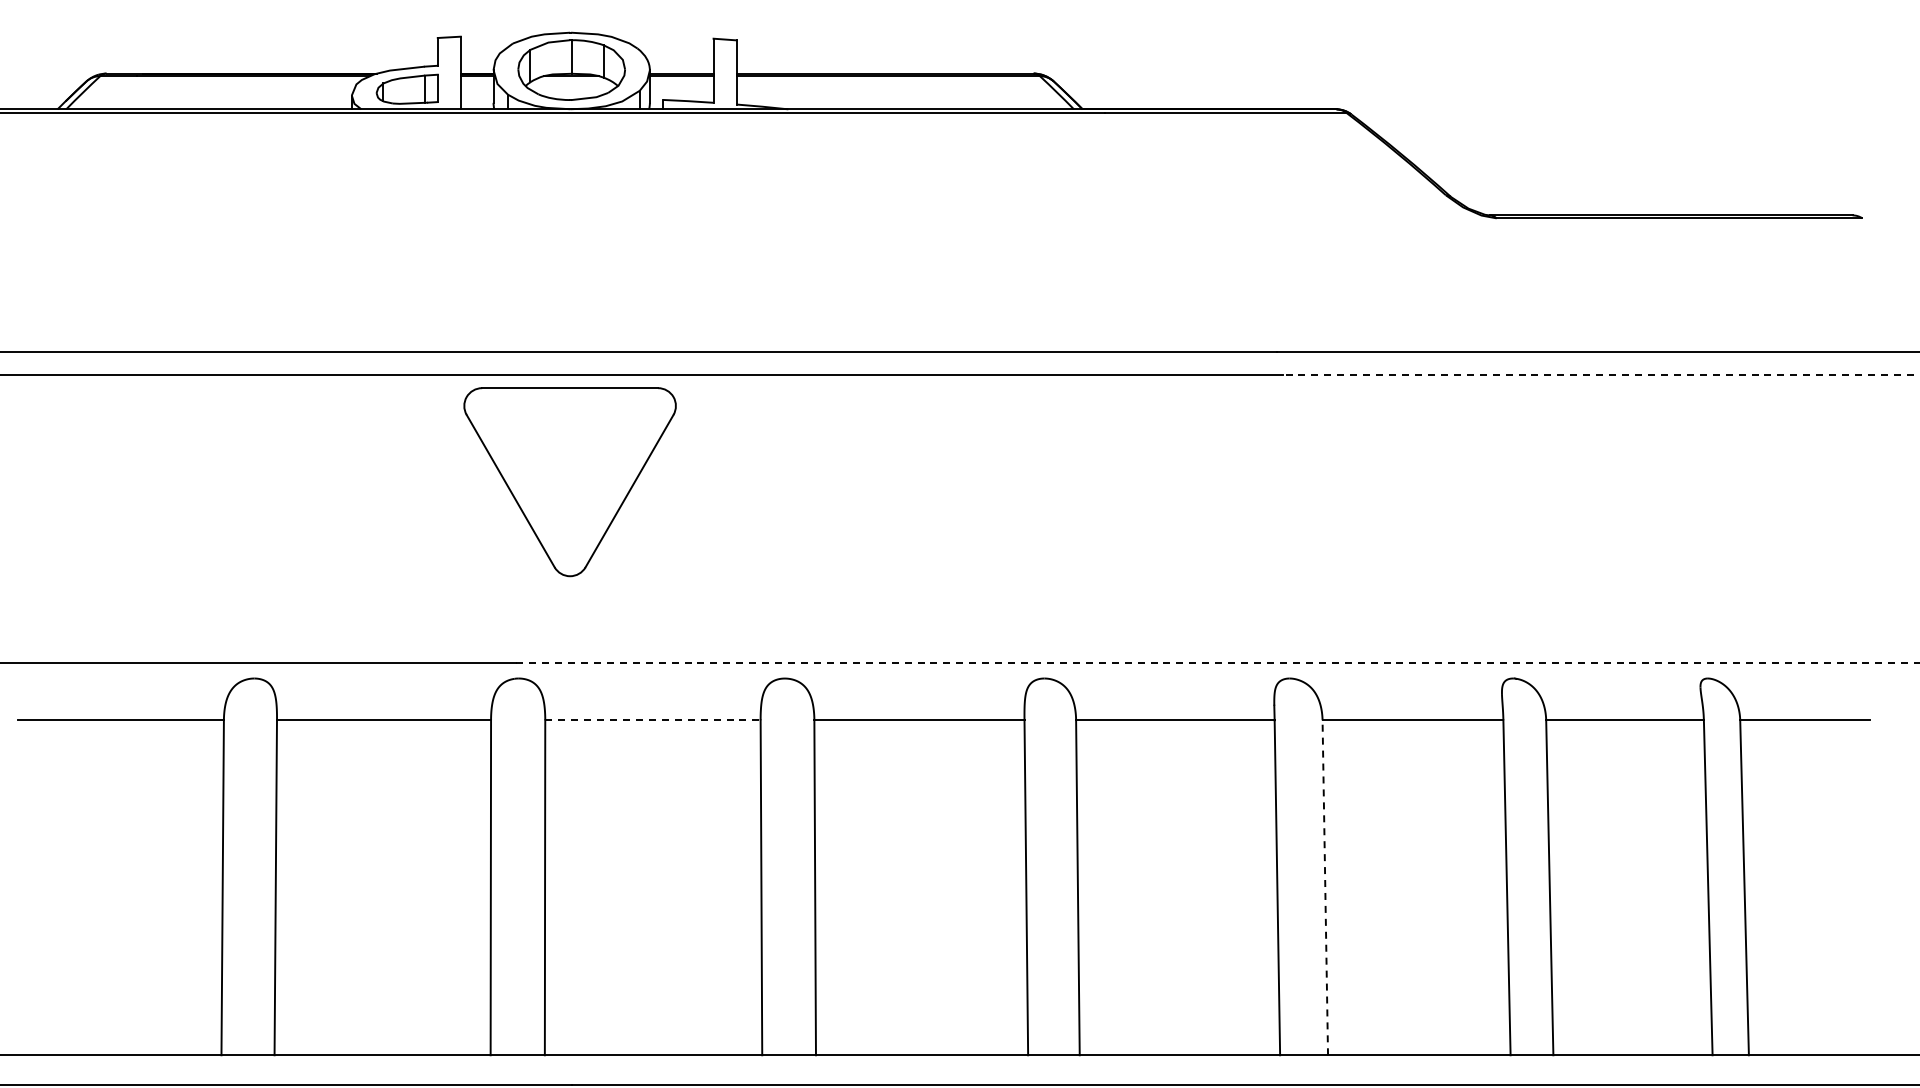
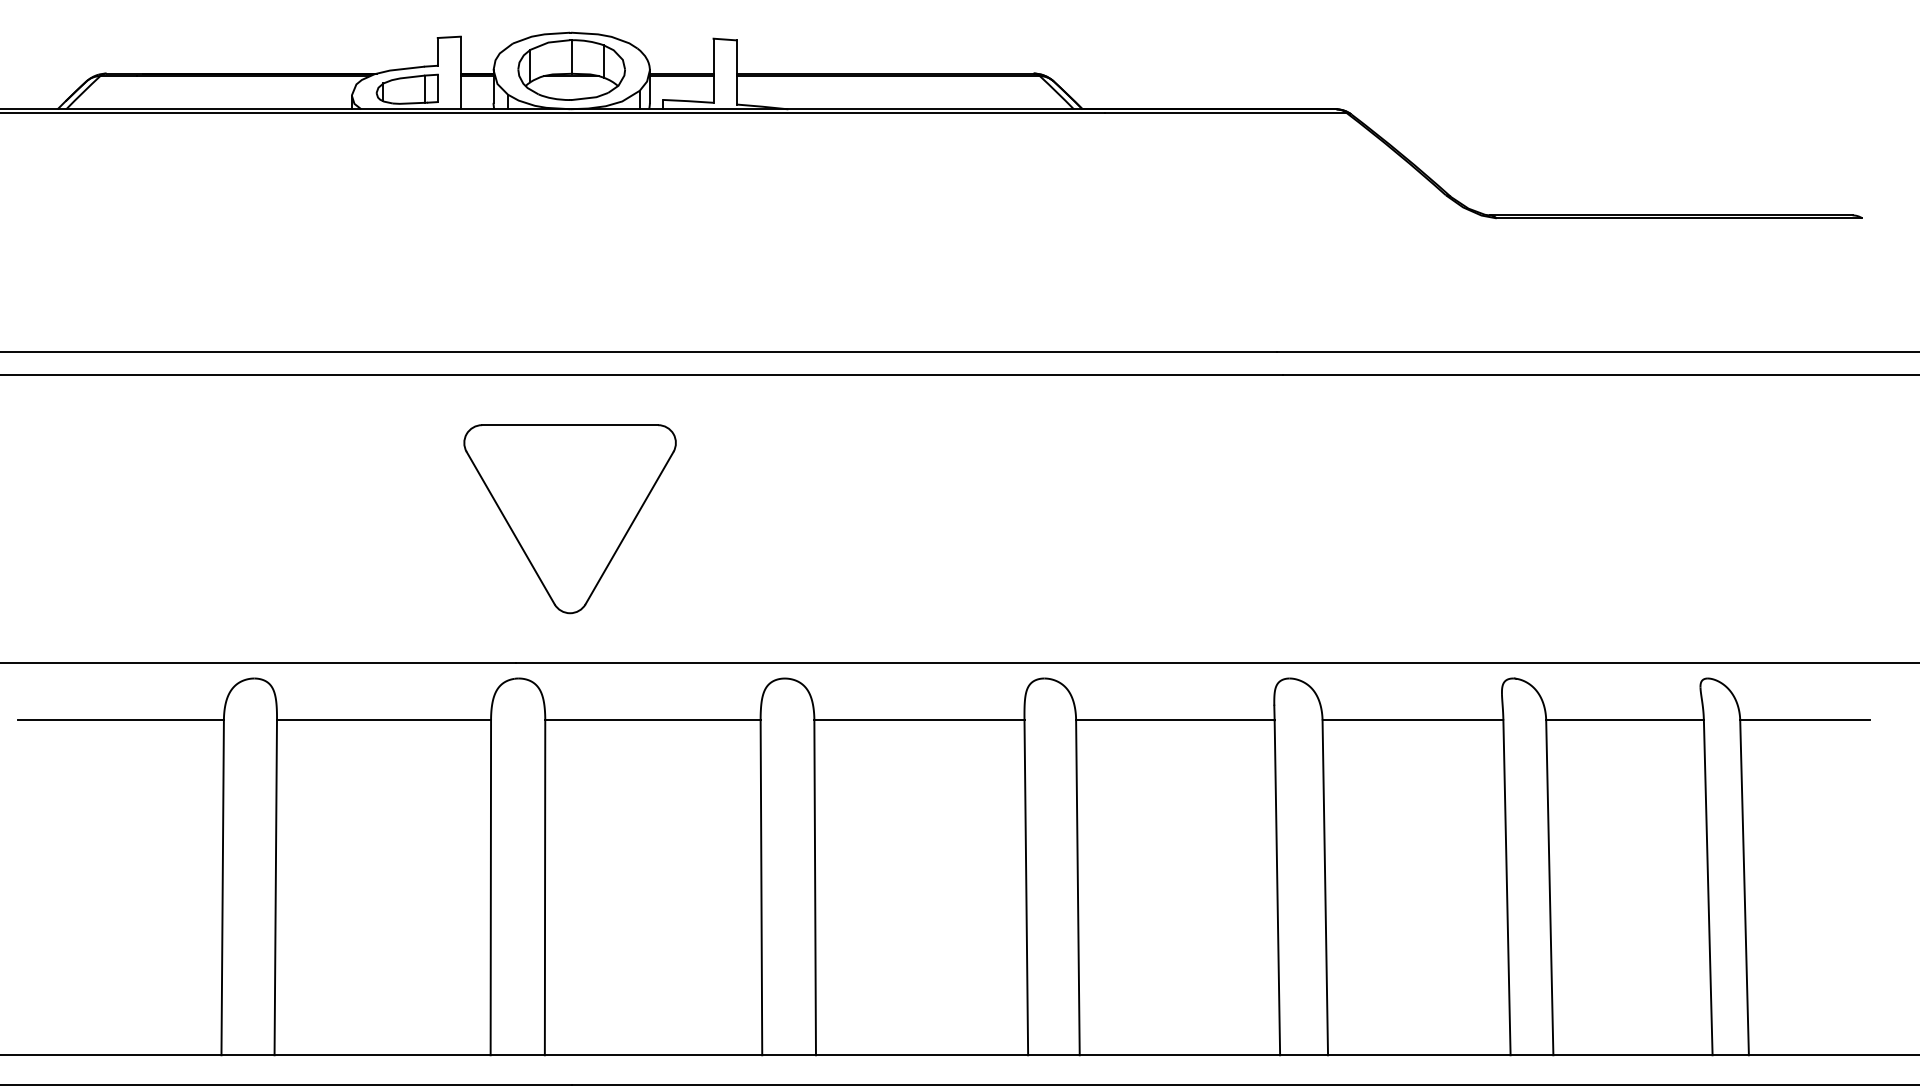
line: dashed -> solid (1600, 375)
part position: (569, 482) -> (569, 519) (569, 519)
line: dashed -> solid (1217, 662)
line: dashed -> solid (652, 720)
line: dashed -> solid (1325, 887)
